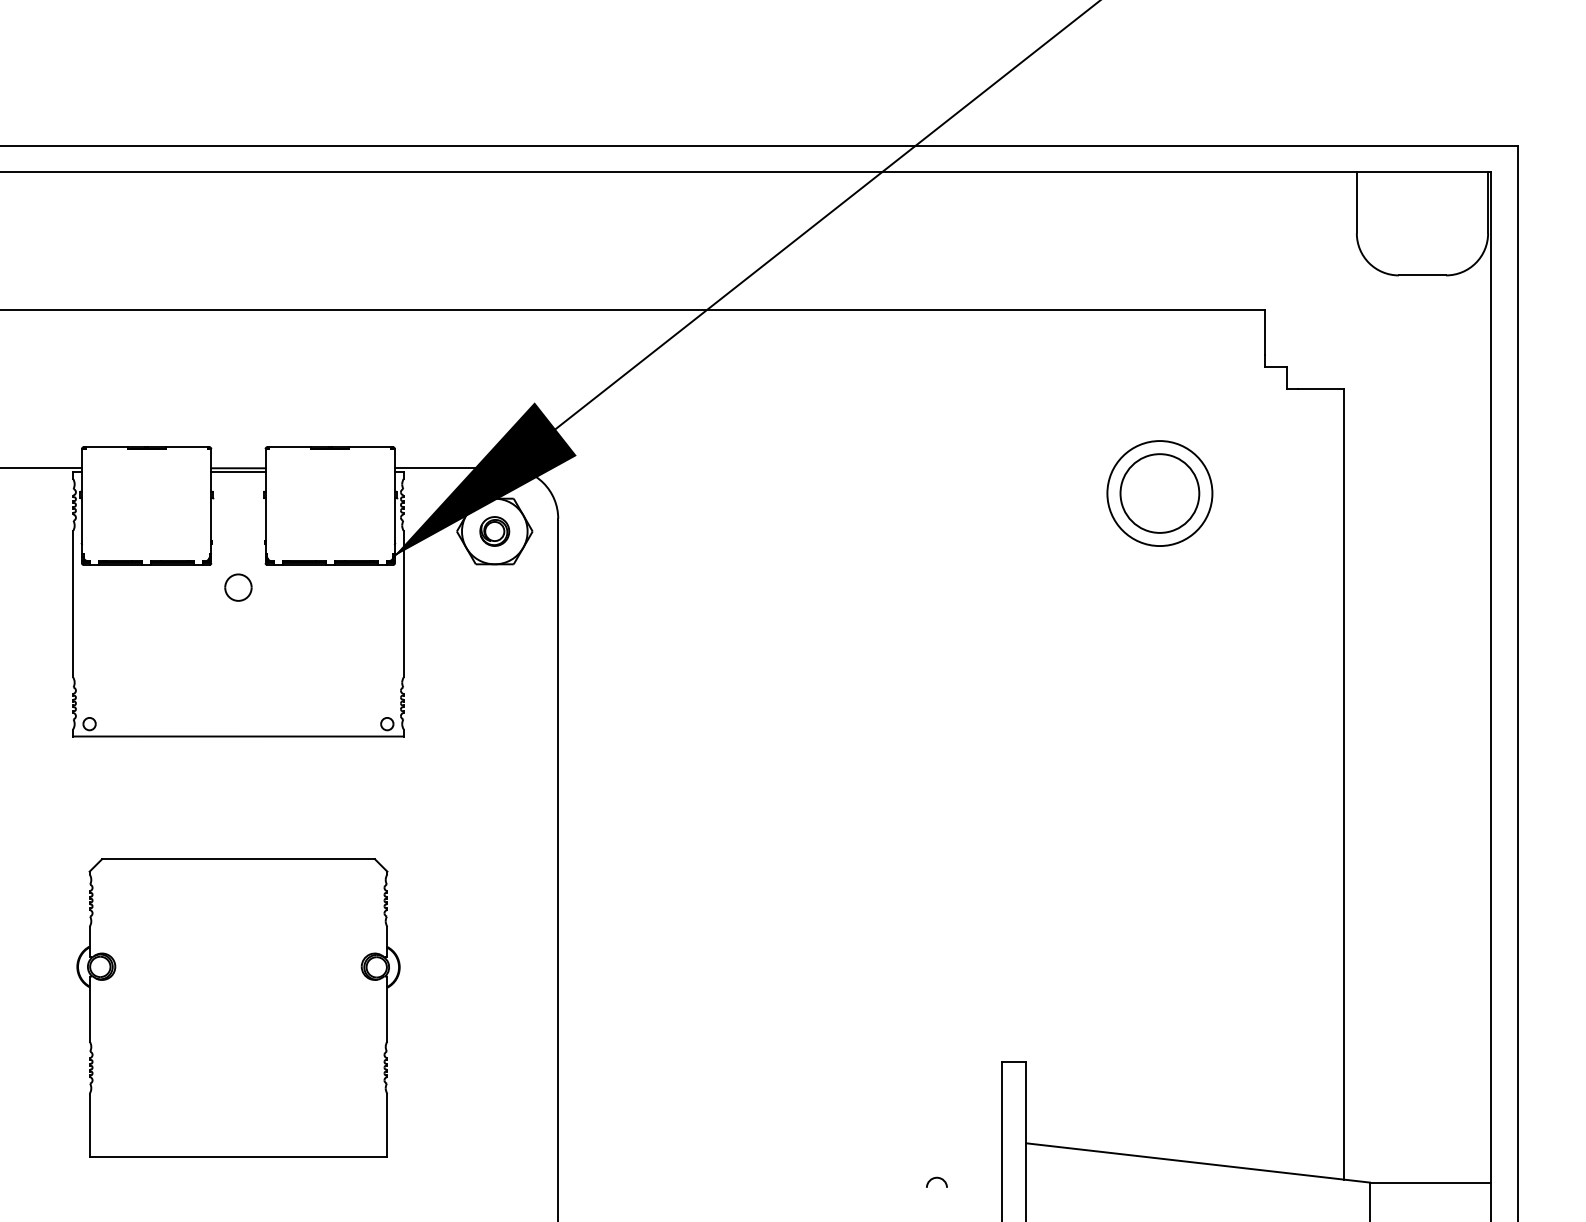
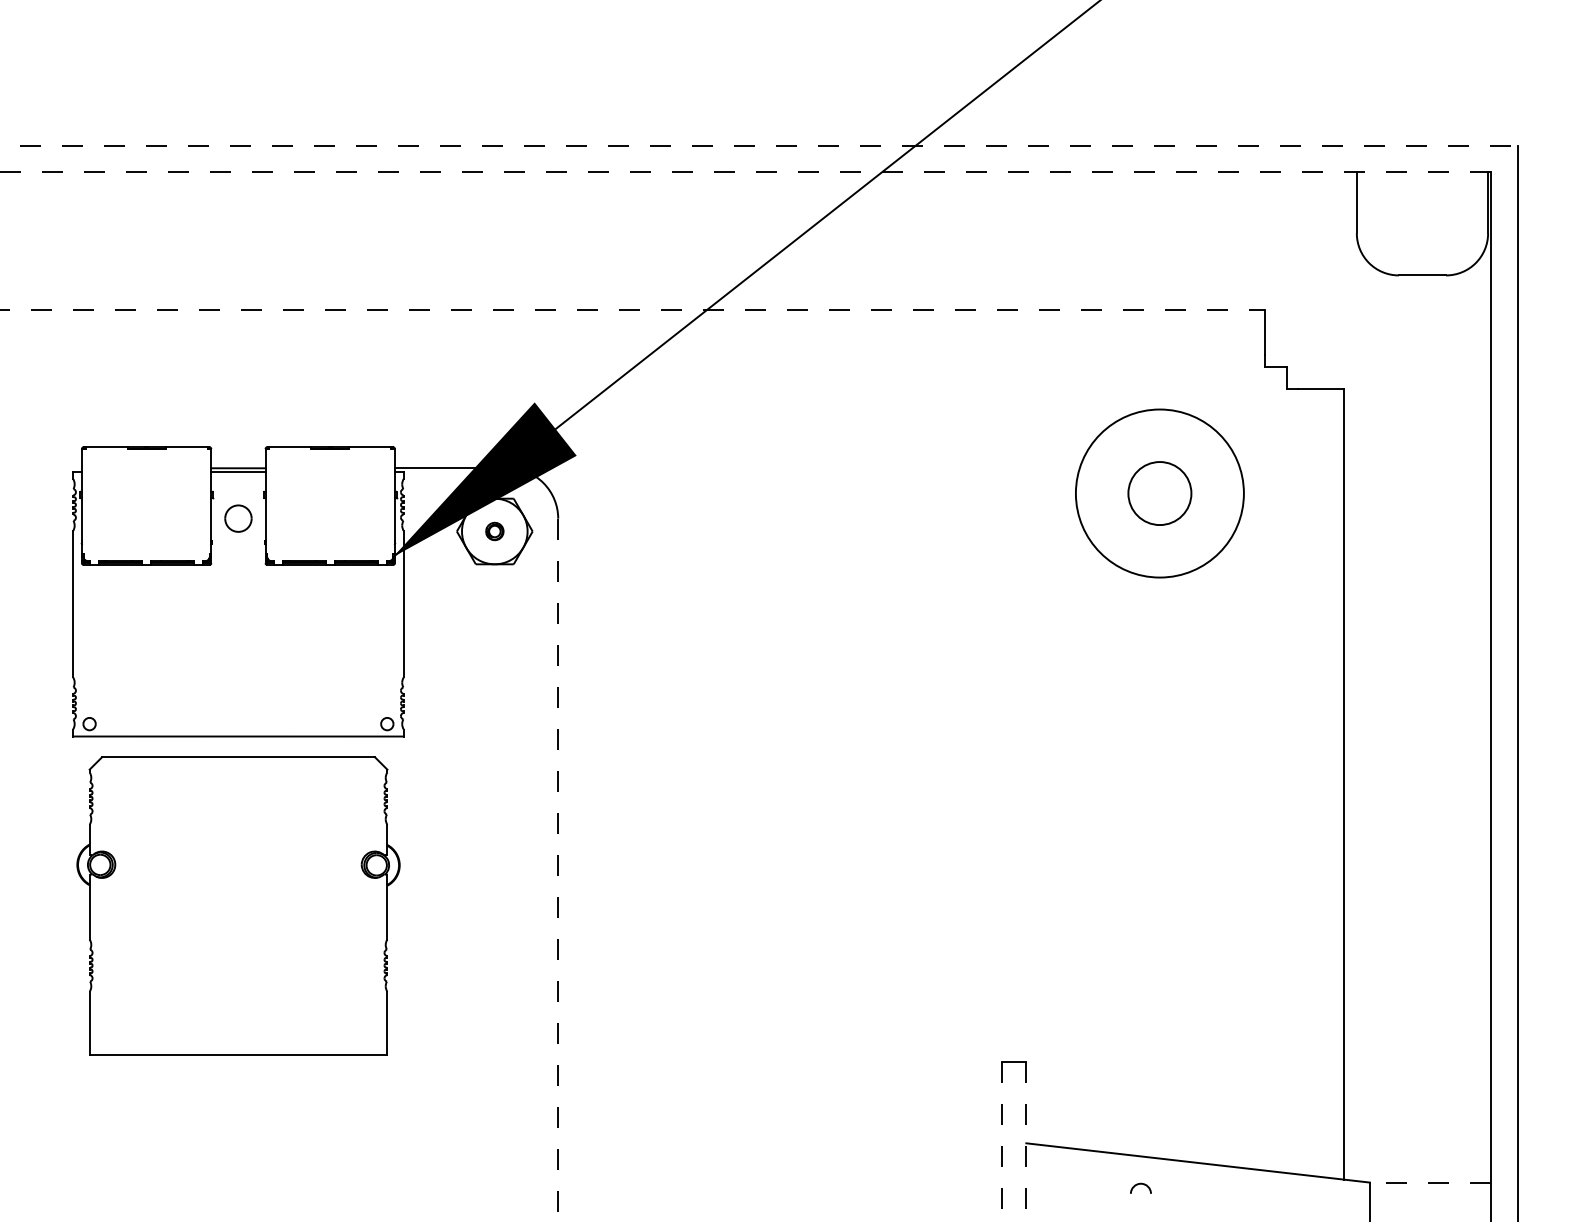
line: solid -> dashed (759, 146)
line: solid -> dashed (745, 172)
line: solid -> dashed (633, 309)
line: present -> none (41, 468)
circle diameter: 105 px -> 168 px (1159, 493)
circle diameter: 79 px -> 63 px (1159, 493)
part size: 32x31 px -> 20x21 px (494, 531)
part position: (238, 587) -> (238, 518) (238, 518)
line: solid -> dashed (558, 870)
part position: (238, 1007) -> (238, 905) (238, 905)
line: solid -> dashed (1002, 1141)
line: solid -> dashed (1026, 1141)
arc position: (936, 1178) -> (1140, 1184) (1140, 1184)
line: solid -> dashed (1430, 1182)
